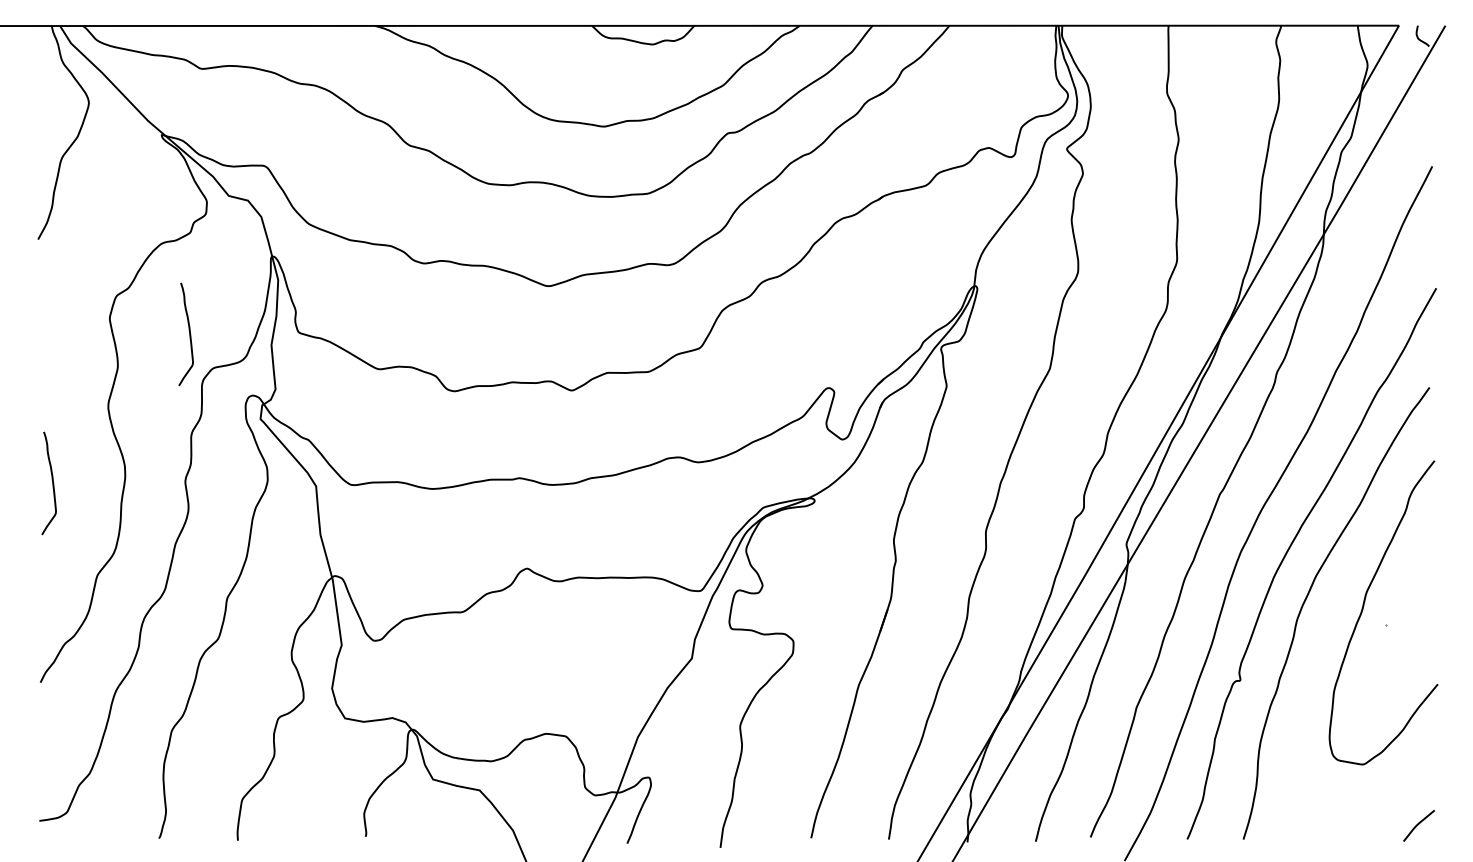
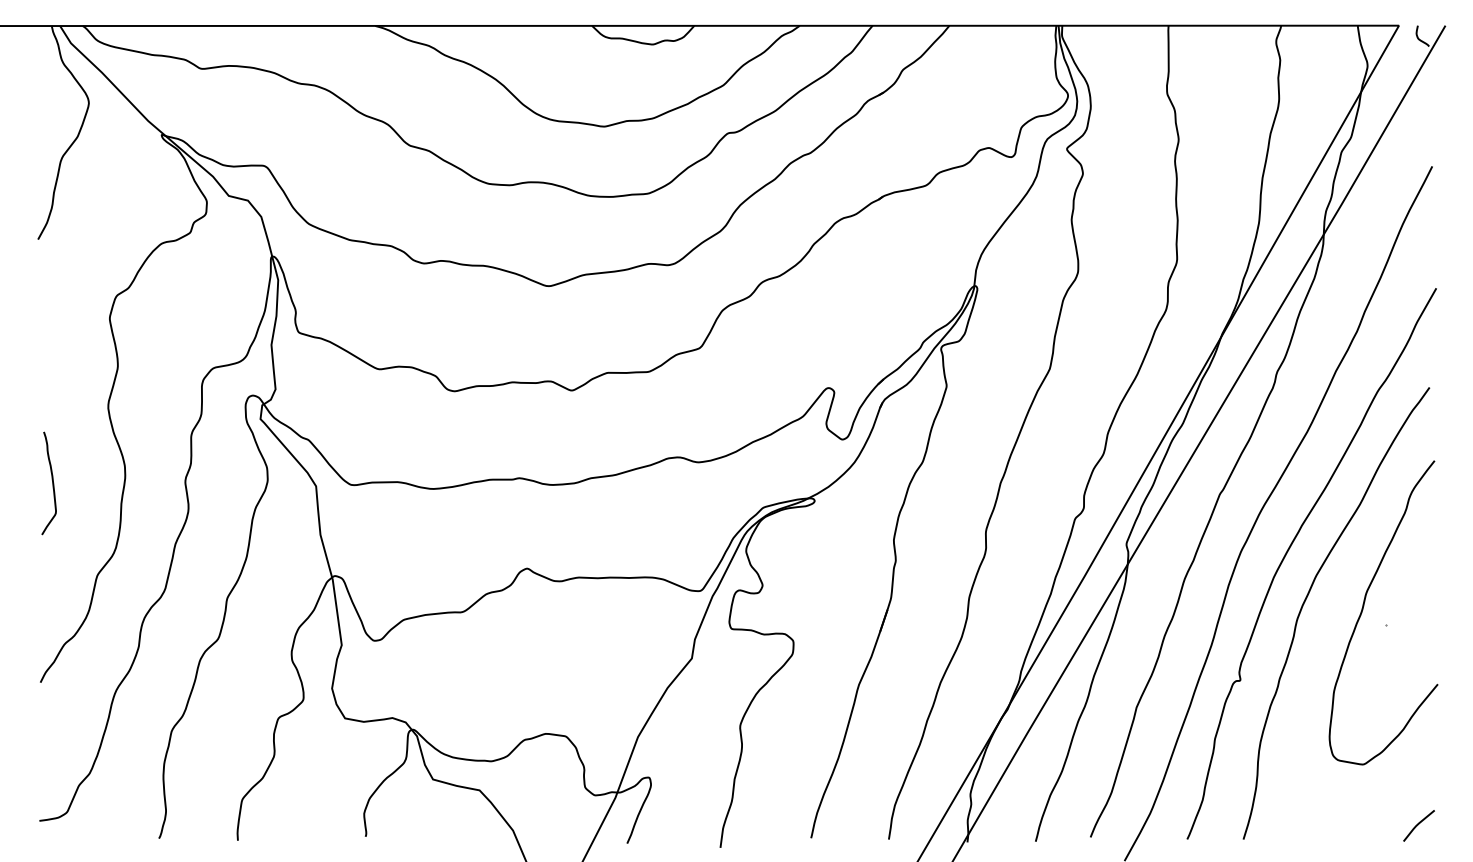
curve: present -> none (189, 334)
